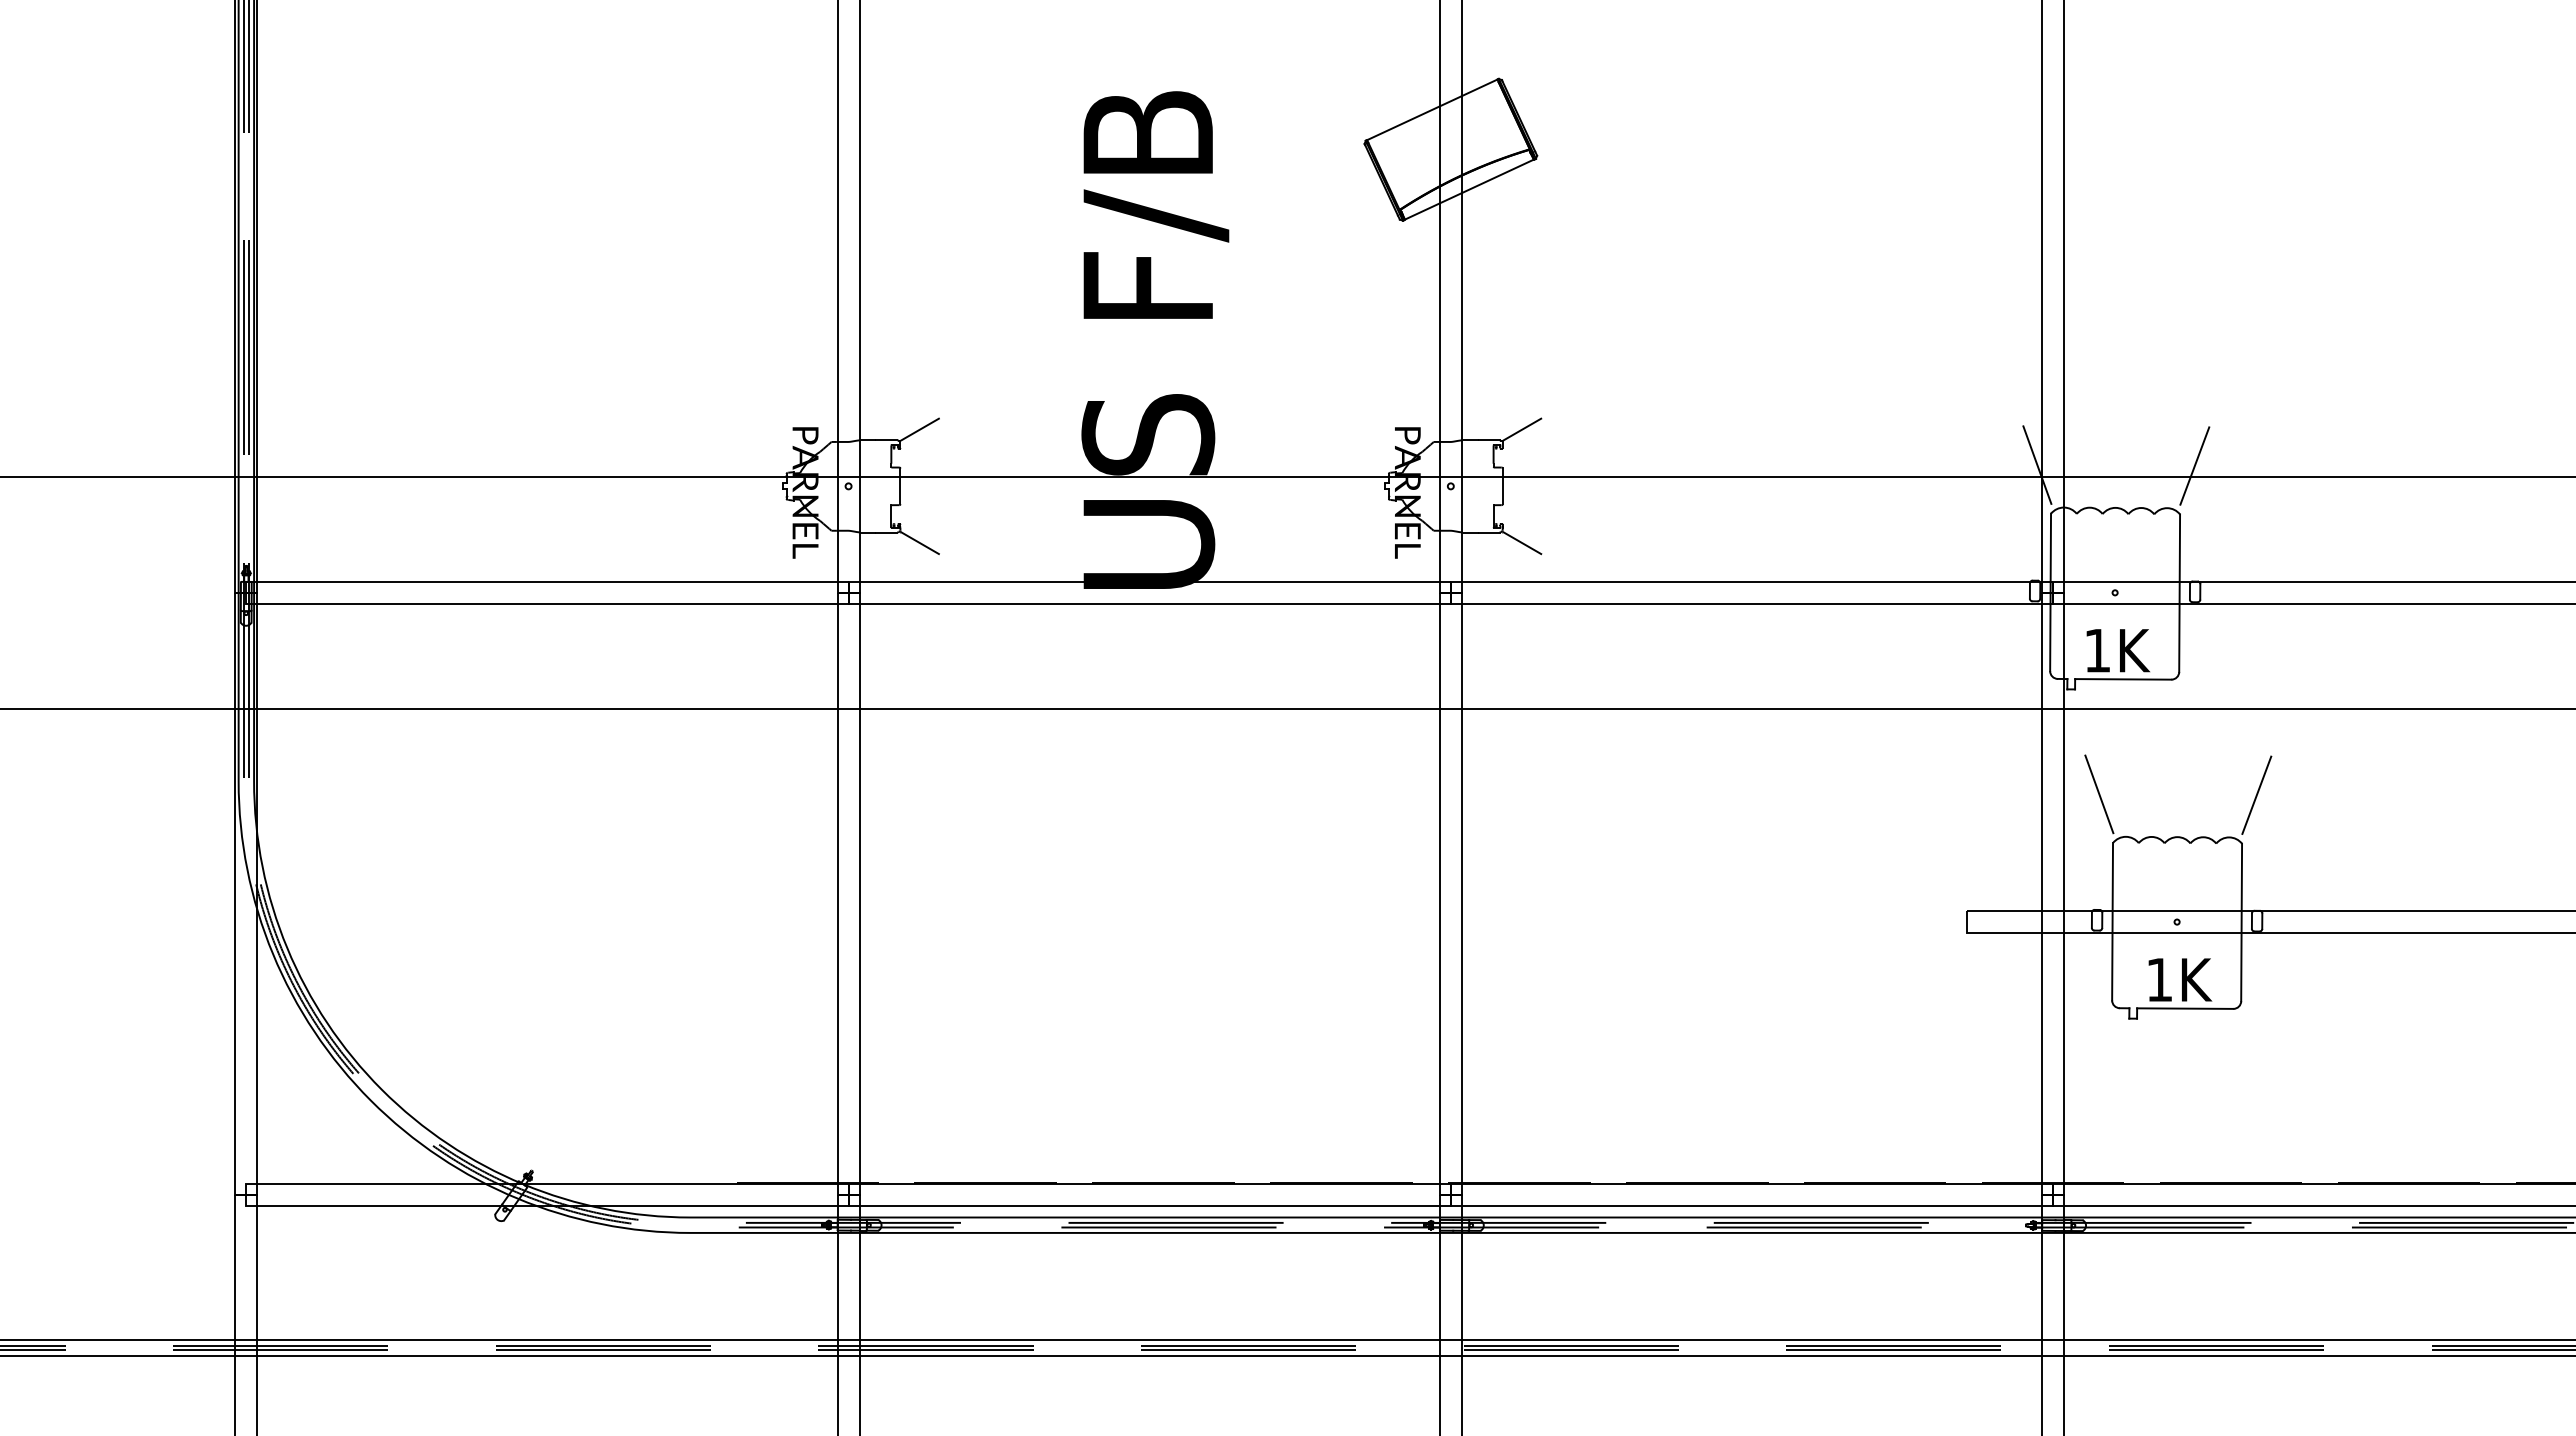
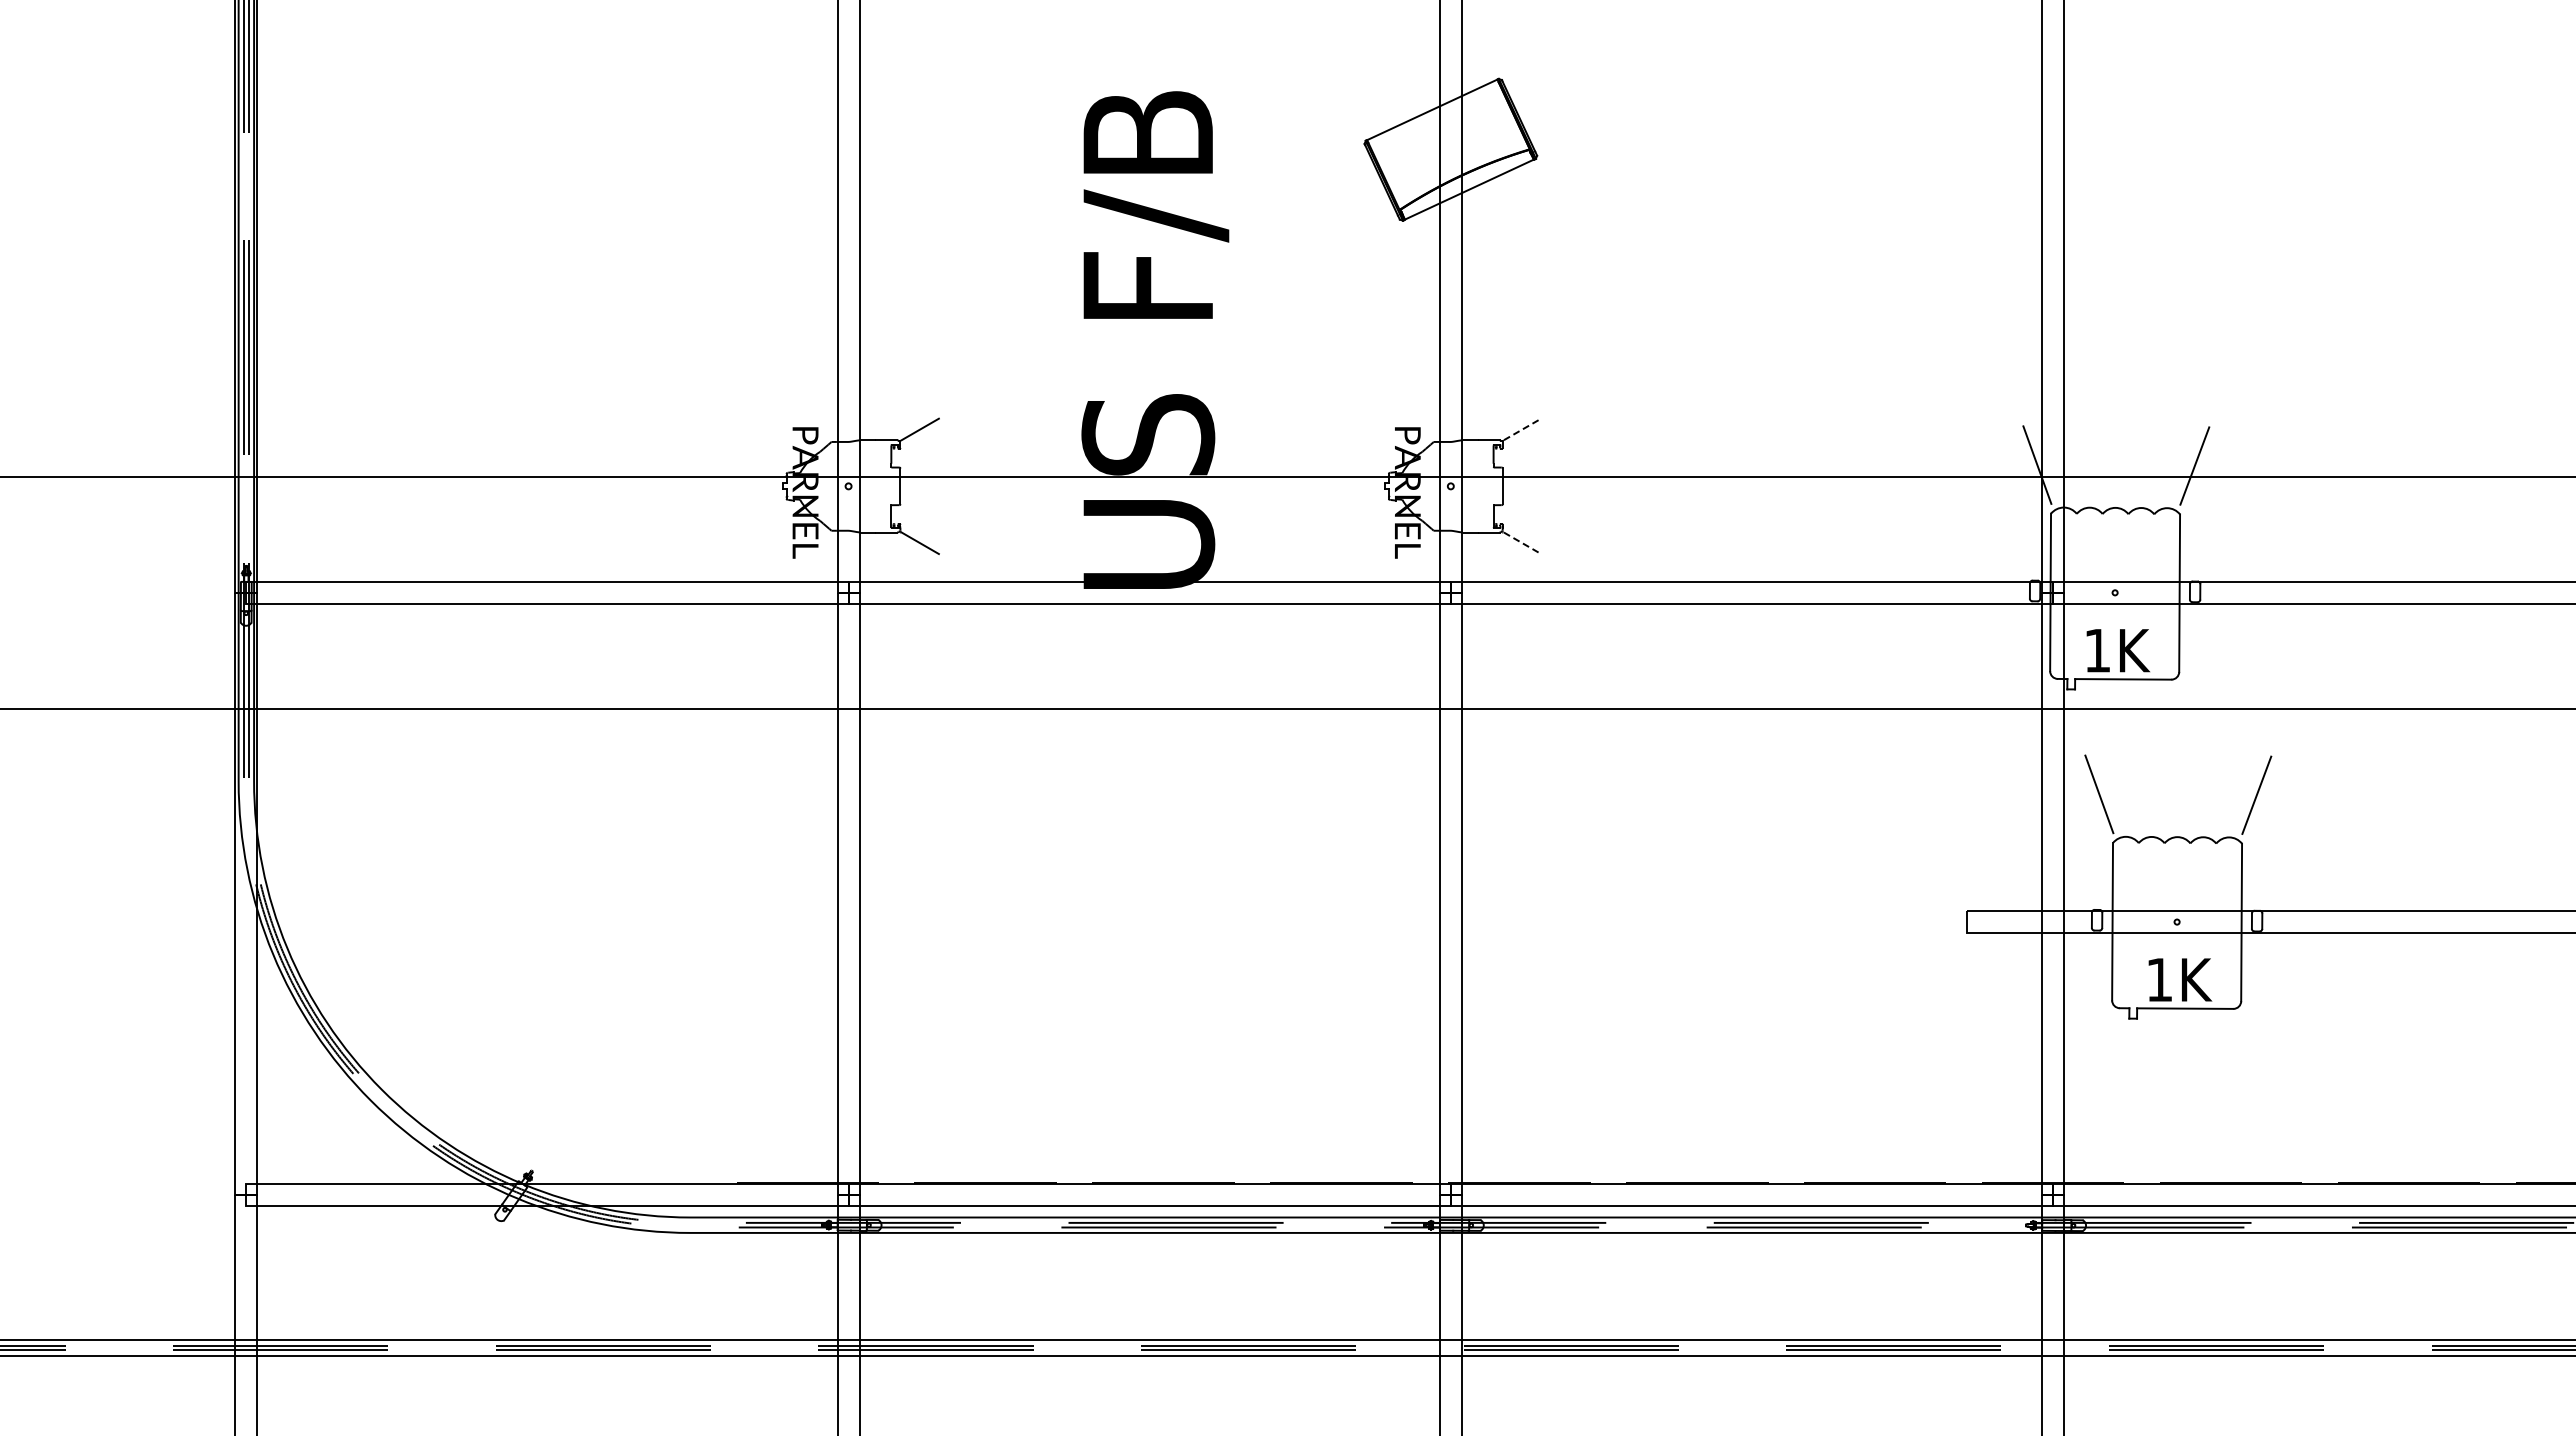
line: solid -> dashed (1522, 429)
line: solid -> dashed (1522, 543)
